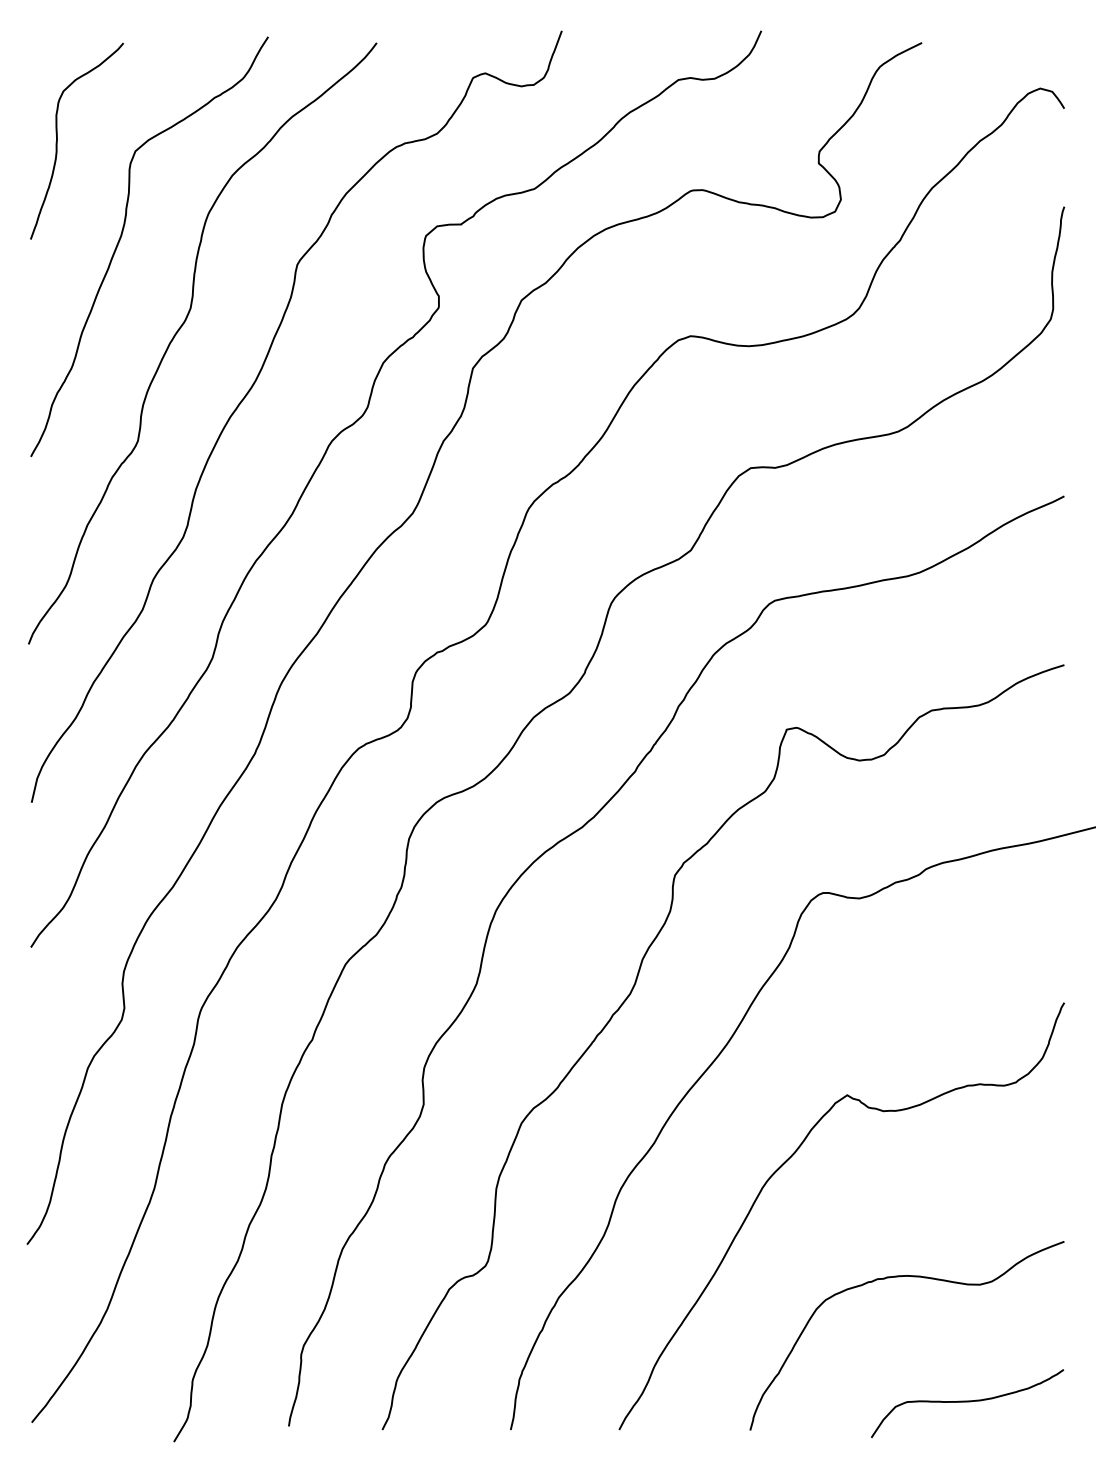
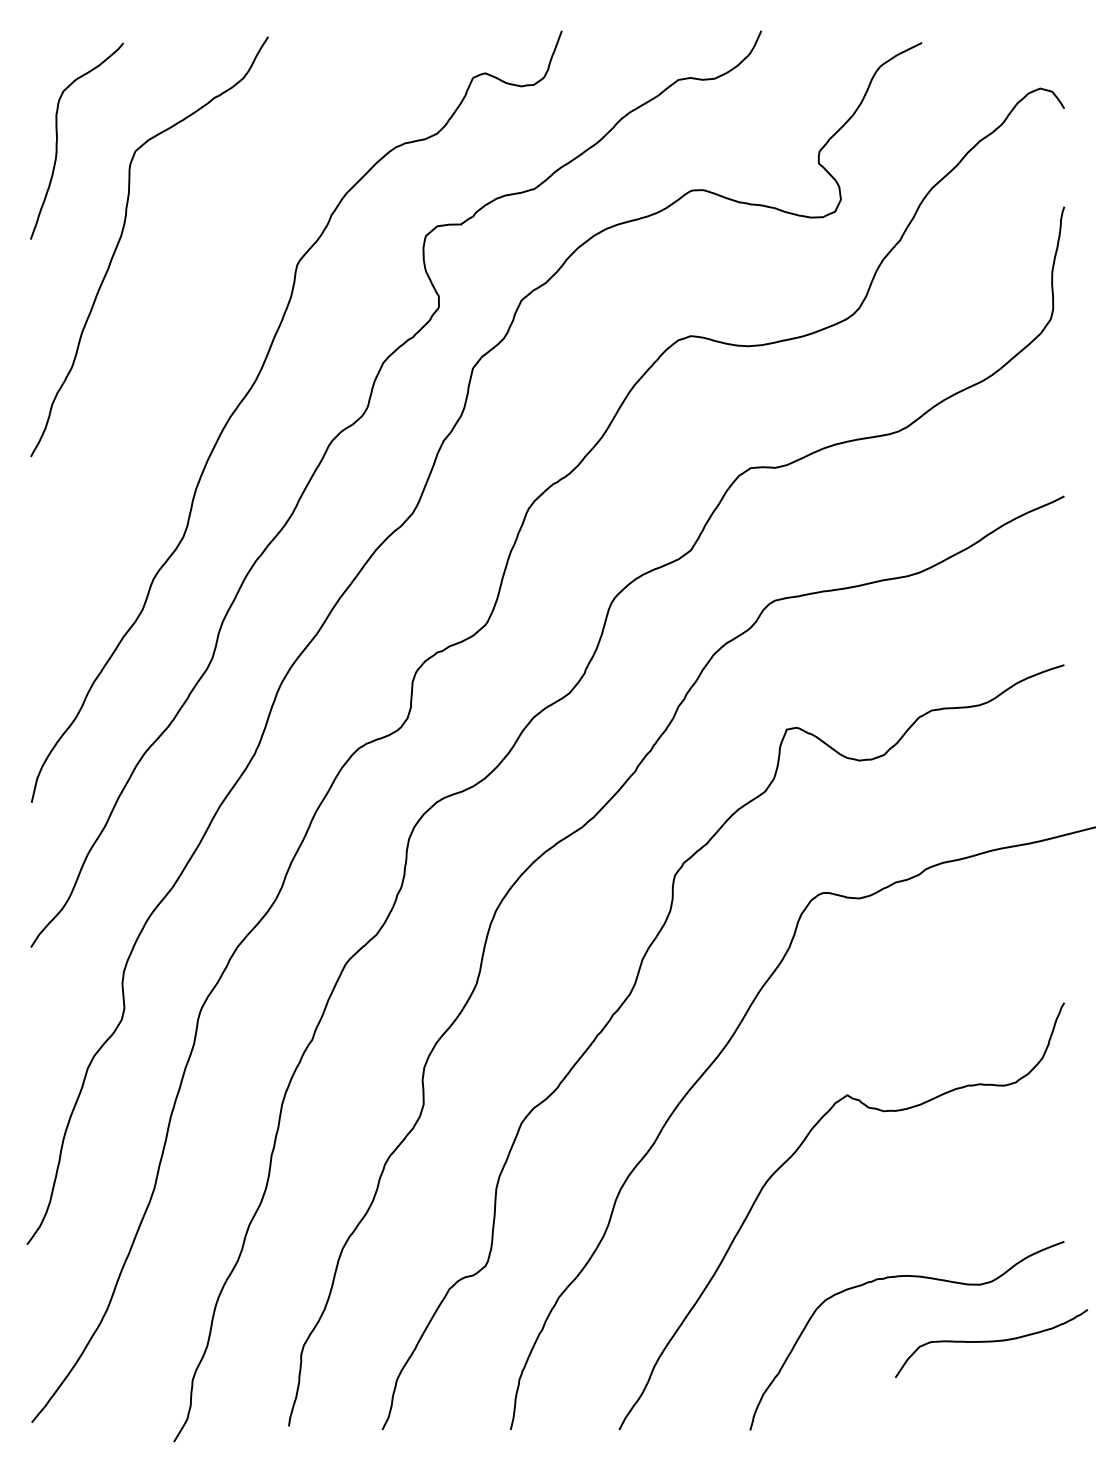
curve: present -> none (180, 329)
curve position: (967, 1402) -> (991, 1342) (991, 1342)
